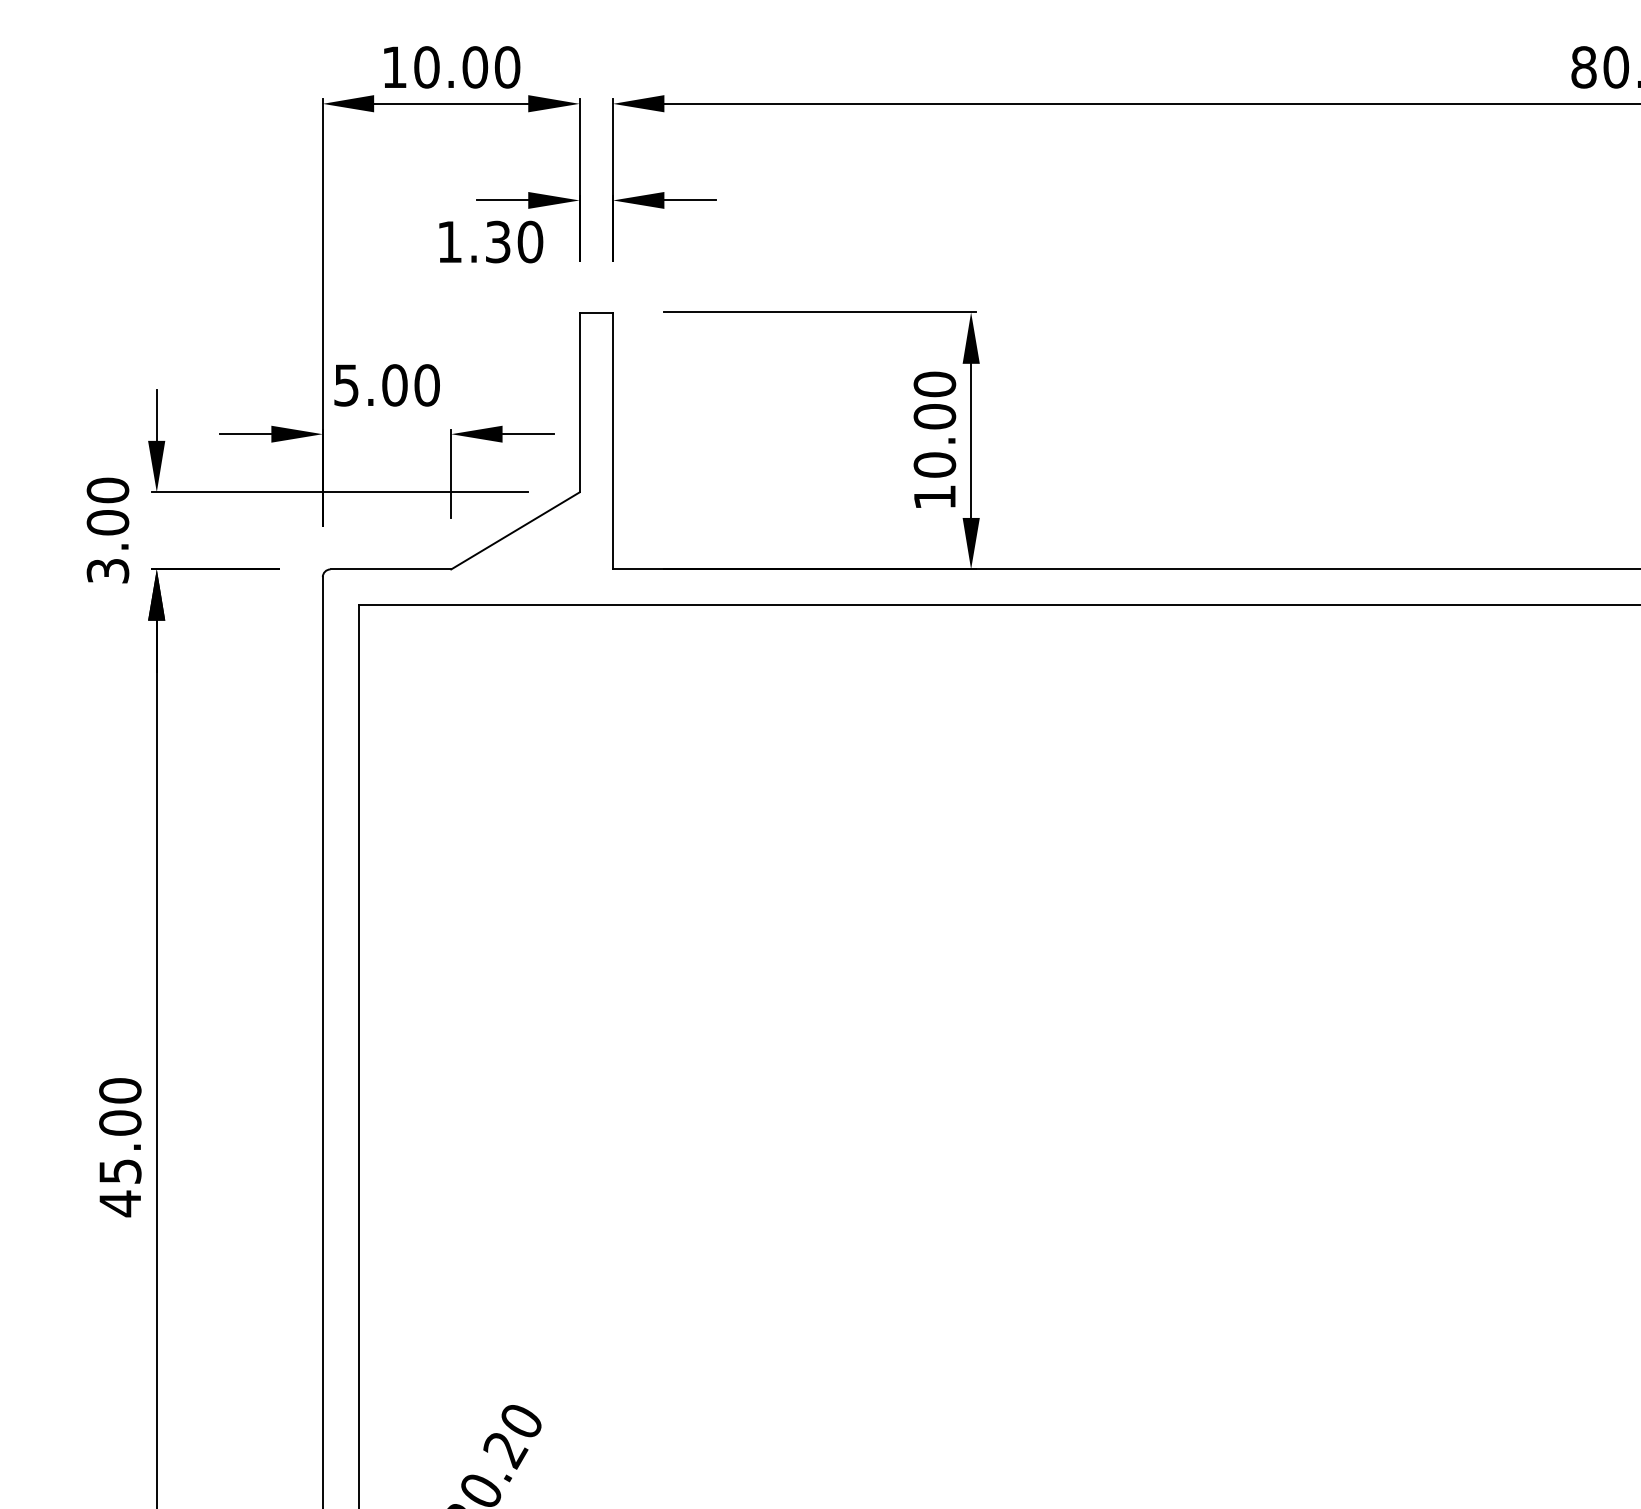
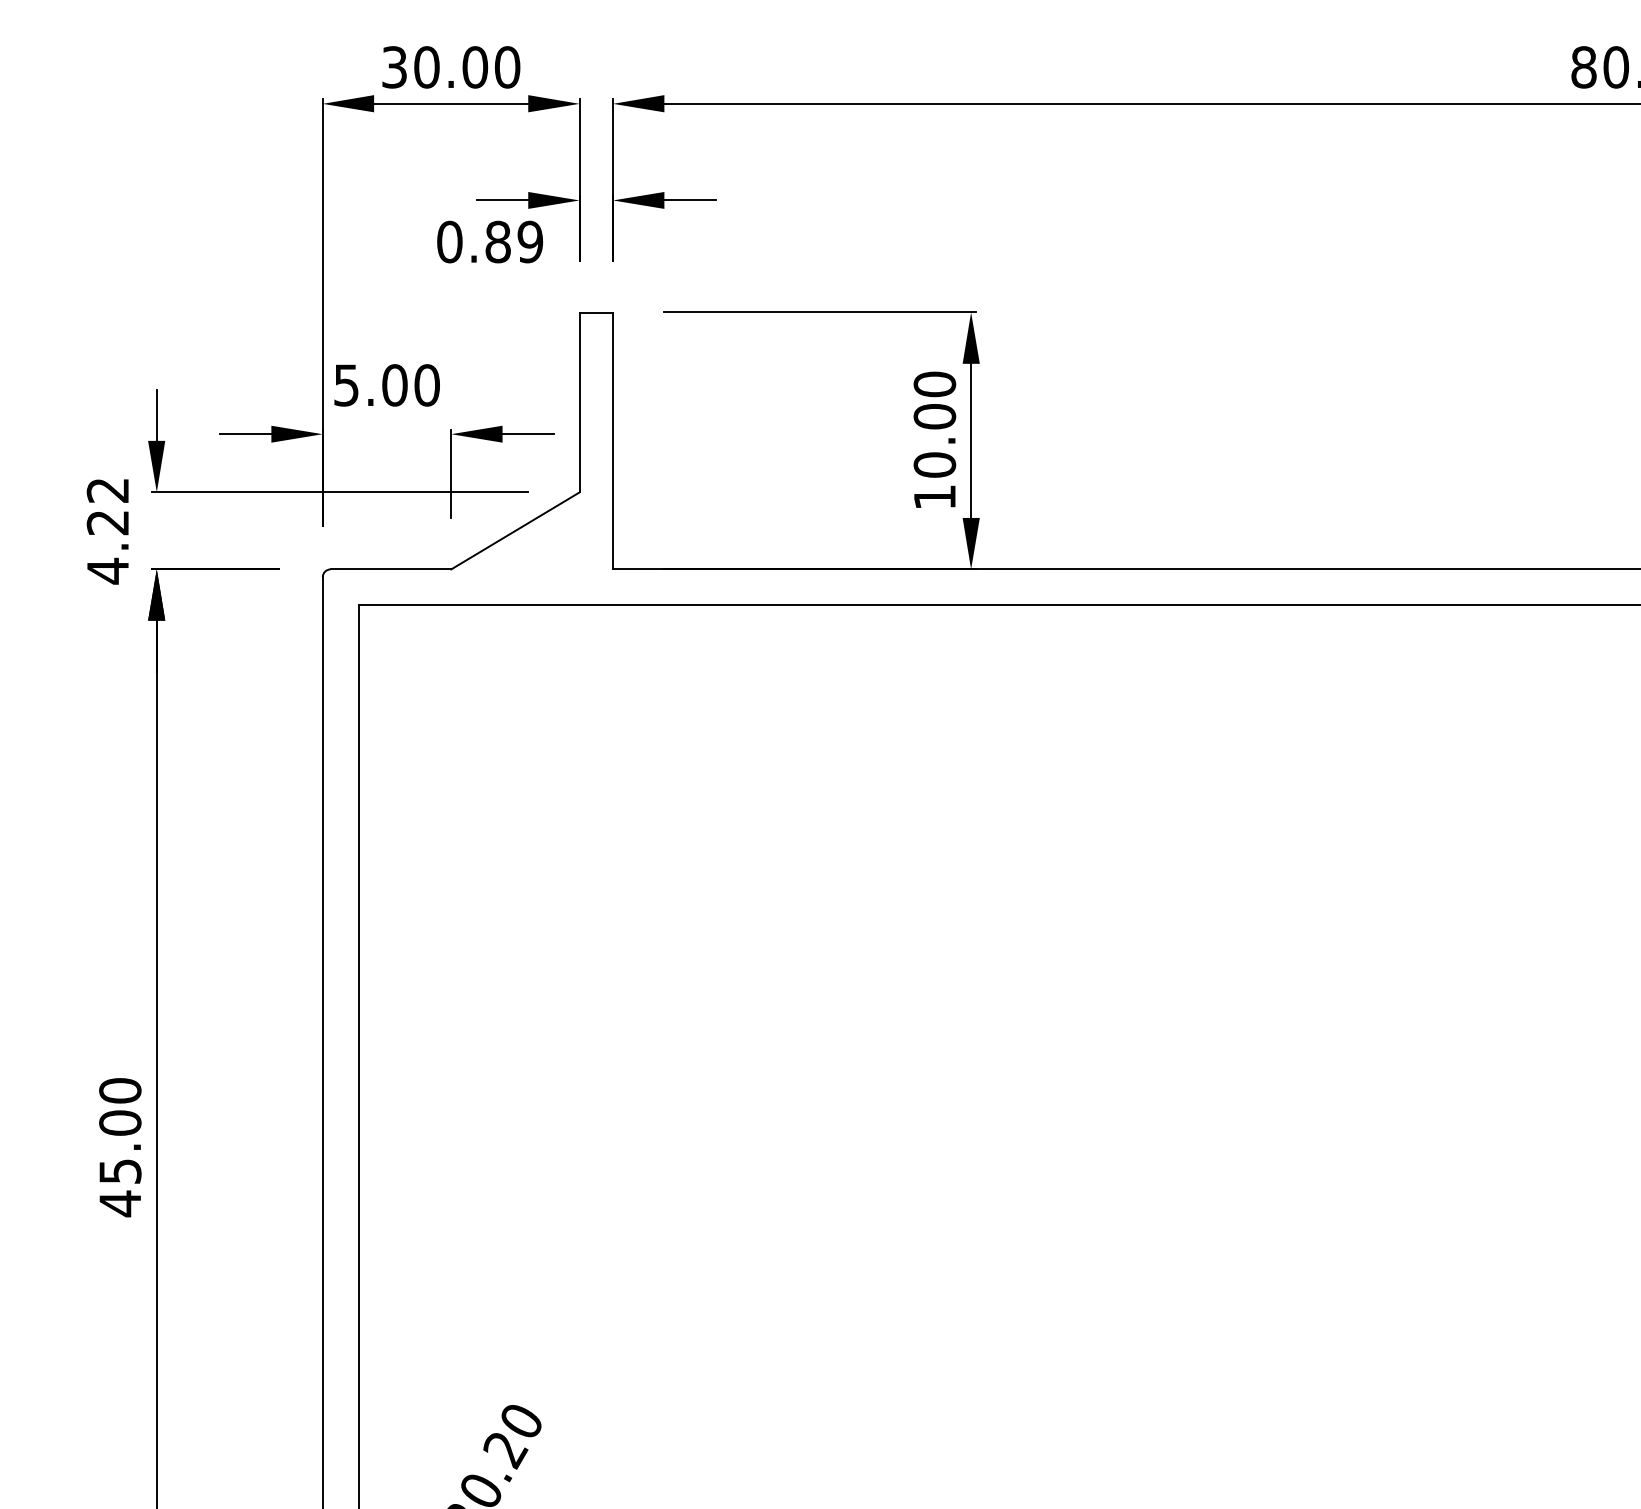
text: 10.00 -> 30.00 (394, 67)
text: 1.30 -> 0.89 (490, 241)
text: 3.00 -> 4.22 (107, 530)
